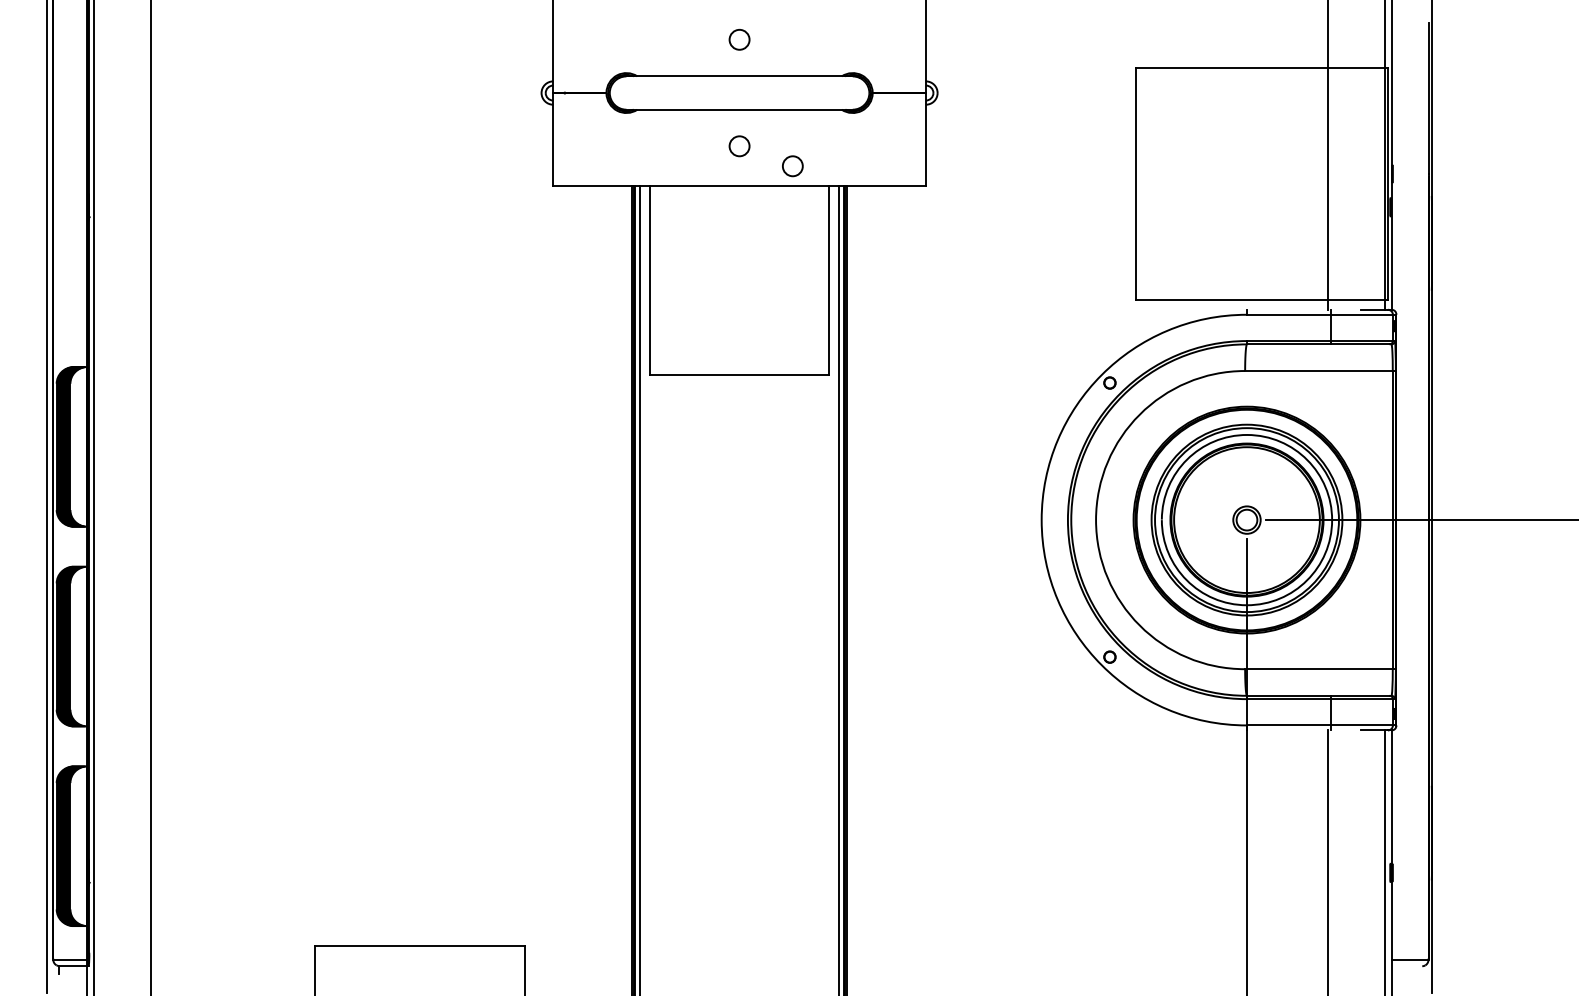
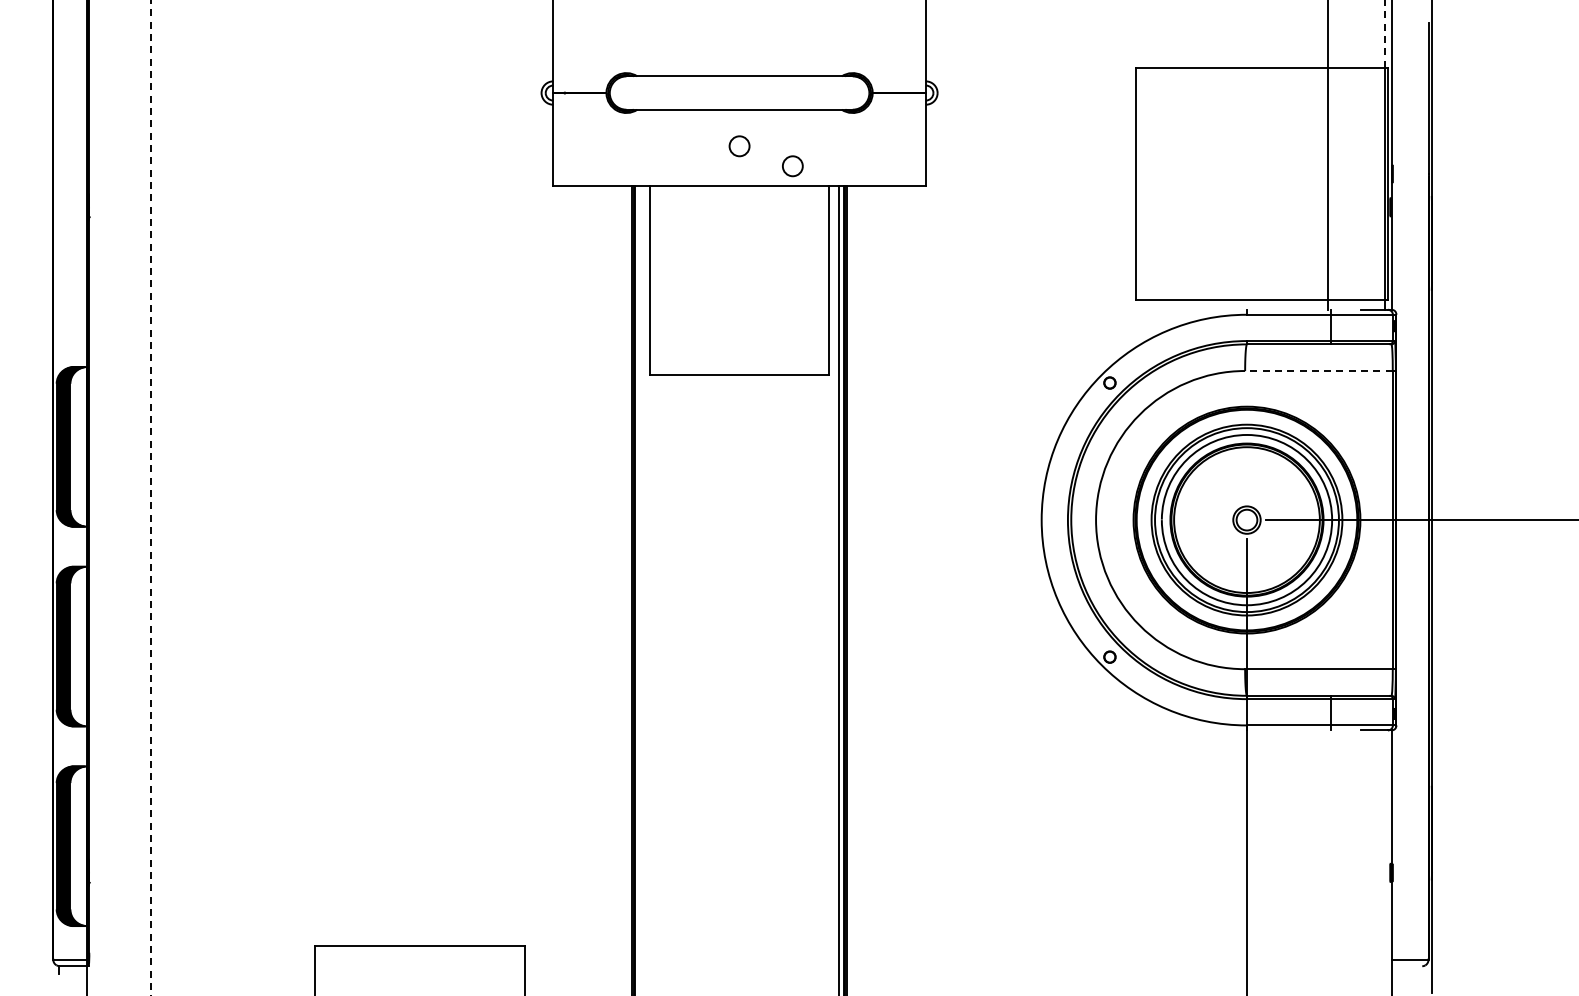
line: solid -> dashed (1384, 33)
circle: present -> none (739, 39)
line: solid -> dashed (1318, 371)
line: present -> none (47, 497)
line: present -> none (94, 497)
line: solid -> dashed (151, 497)
line: present -> none (640, 589)
line: present -> none (1327, 860)
line: present -> none (1384, 861)
